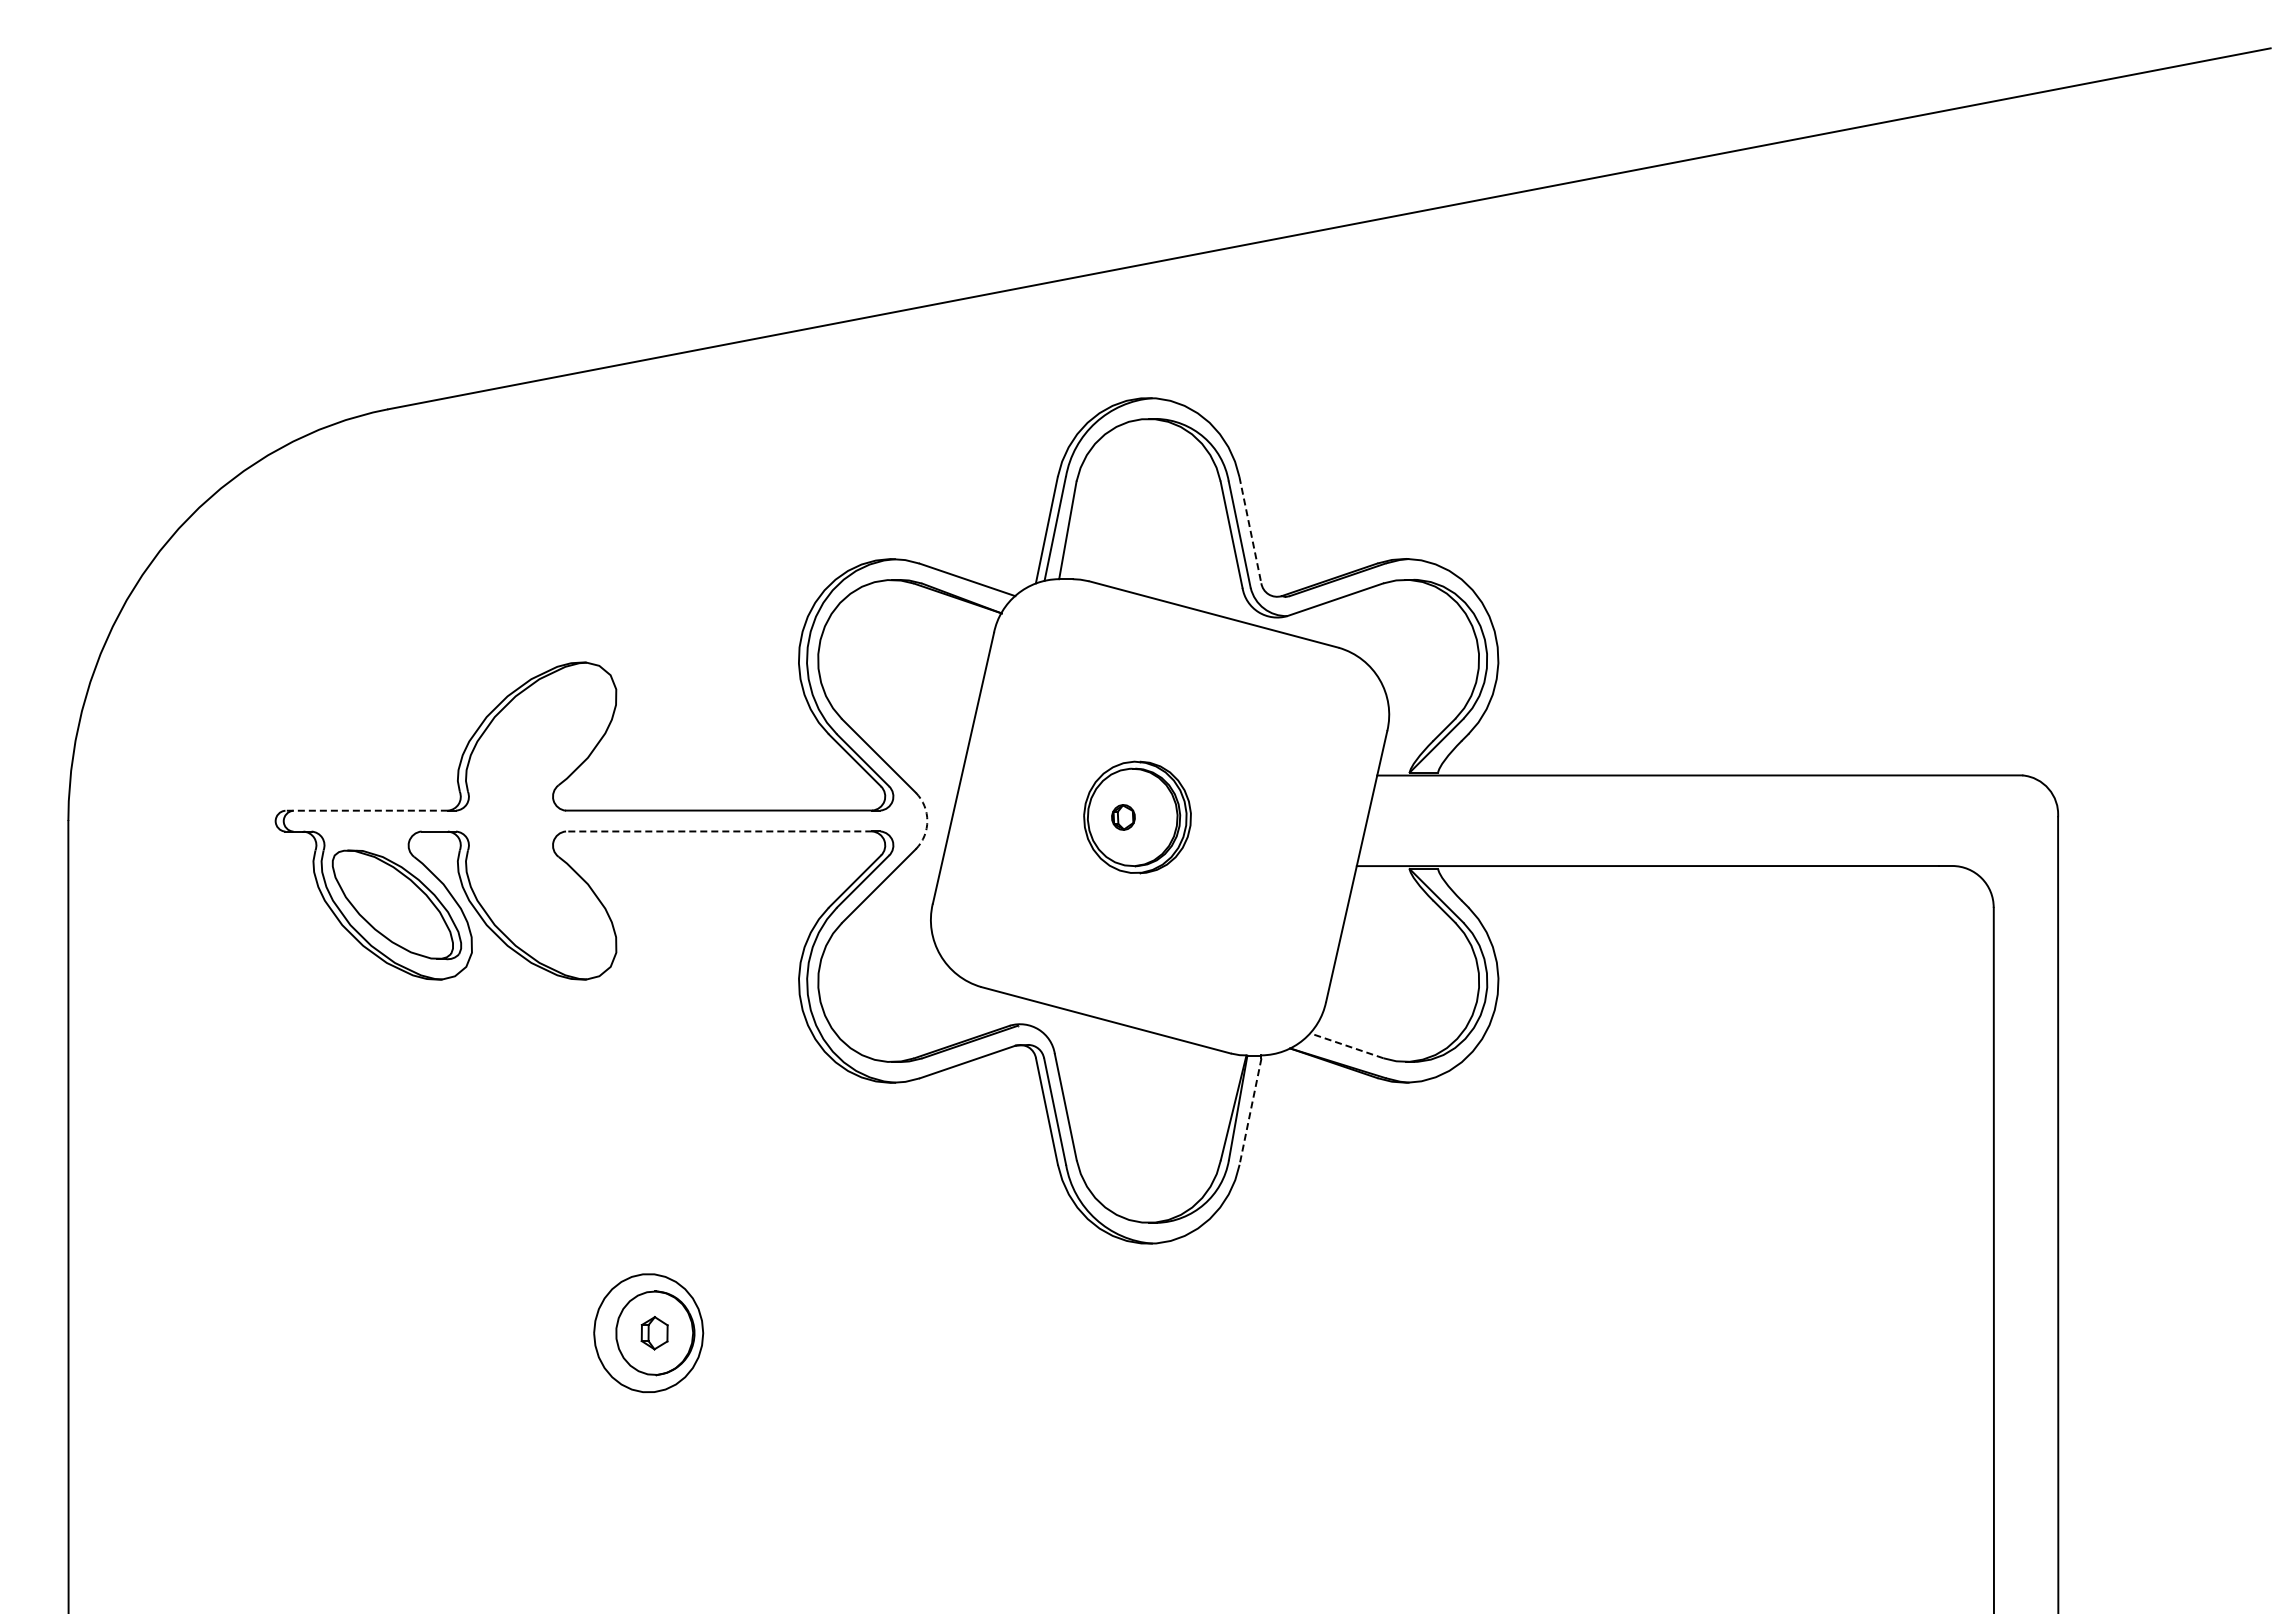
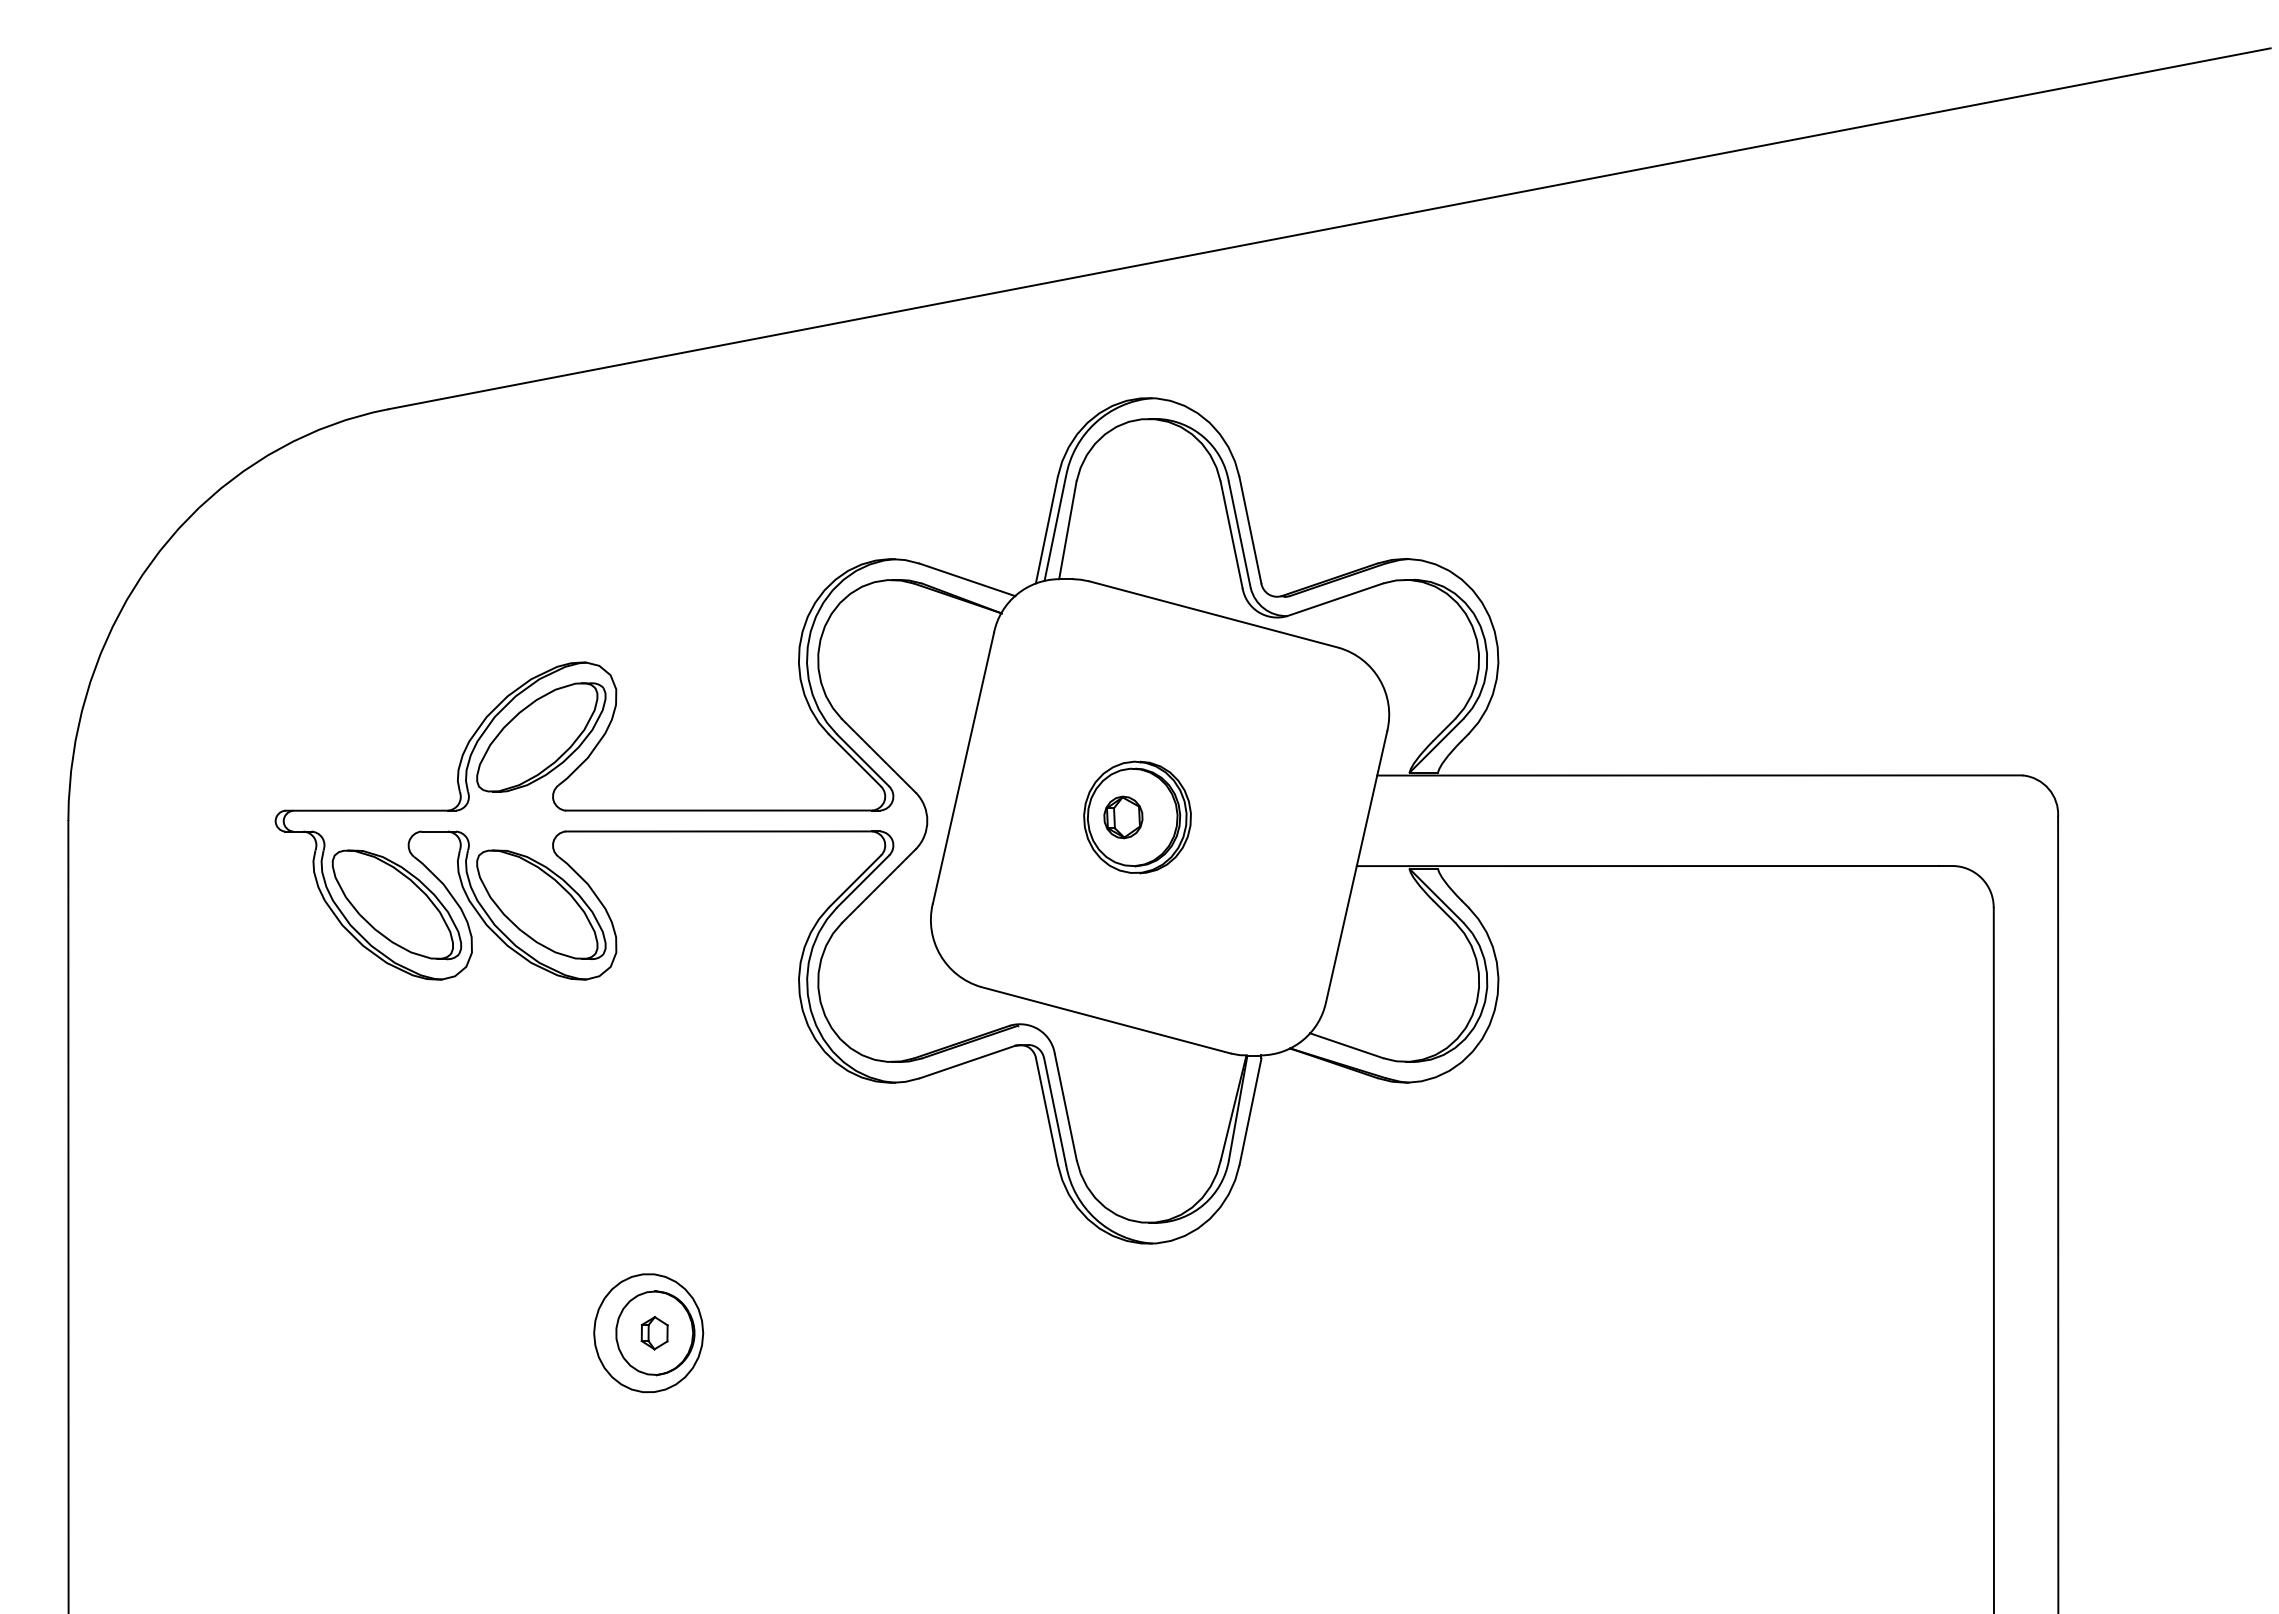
line: dashed -> solid (1250, 530)
part: none -> present (541, 737)
line: dashed -> solid (366, 810)
part size: 25x27 px -> 41x45 px (1123, 817)
arc: dashed -> solid (927, 820)
line: dashed -> solid (718, 831)
part: none -> present (541, 904)
line: dashed -> solid (1346, 1045)
line: dashed -> solid (1250, 1112)
